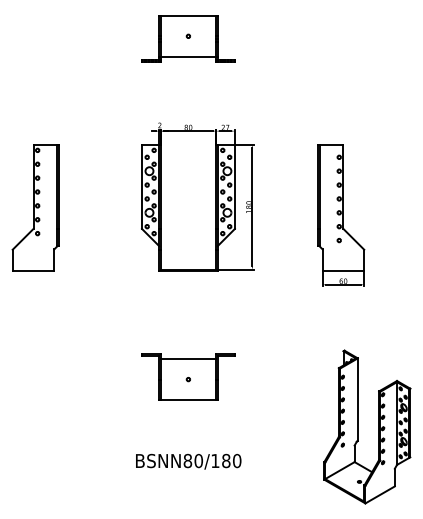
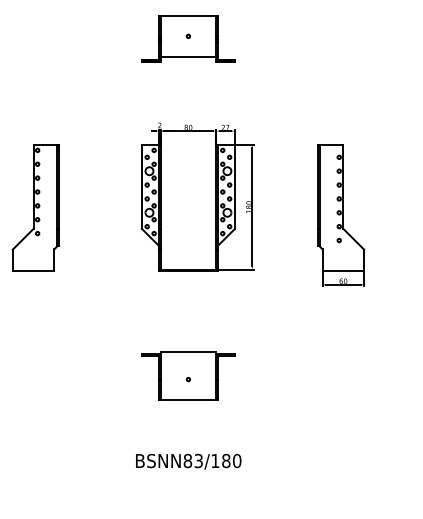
line position: (188, 358) -> (188, 351) (188, 351)
part: present -> none (358, 426)
text: BSNN80/180 -> BSNN83/180 (198, 461)
